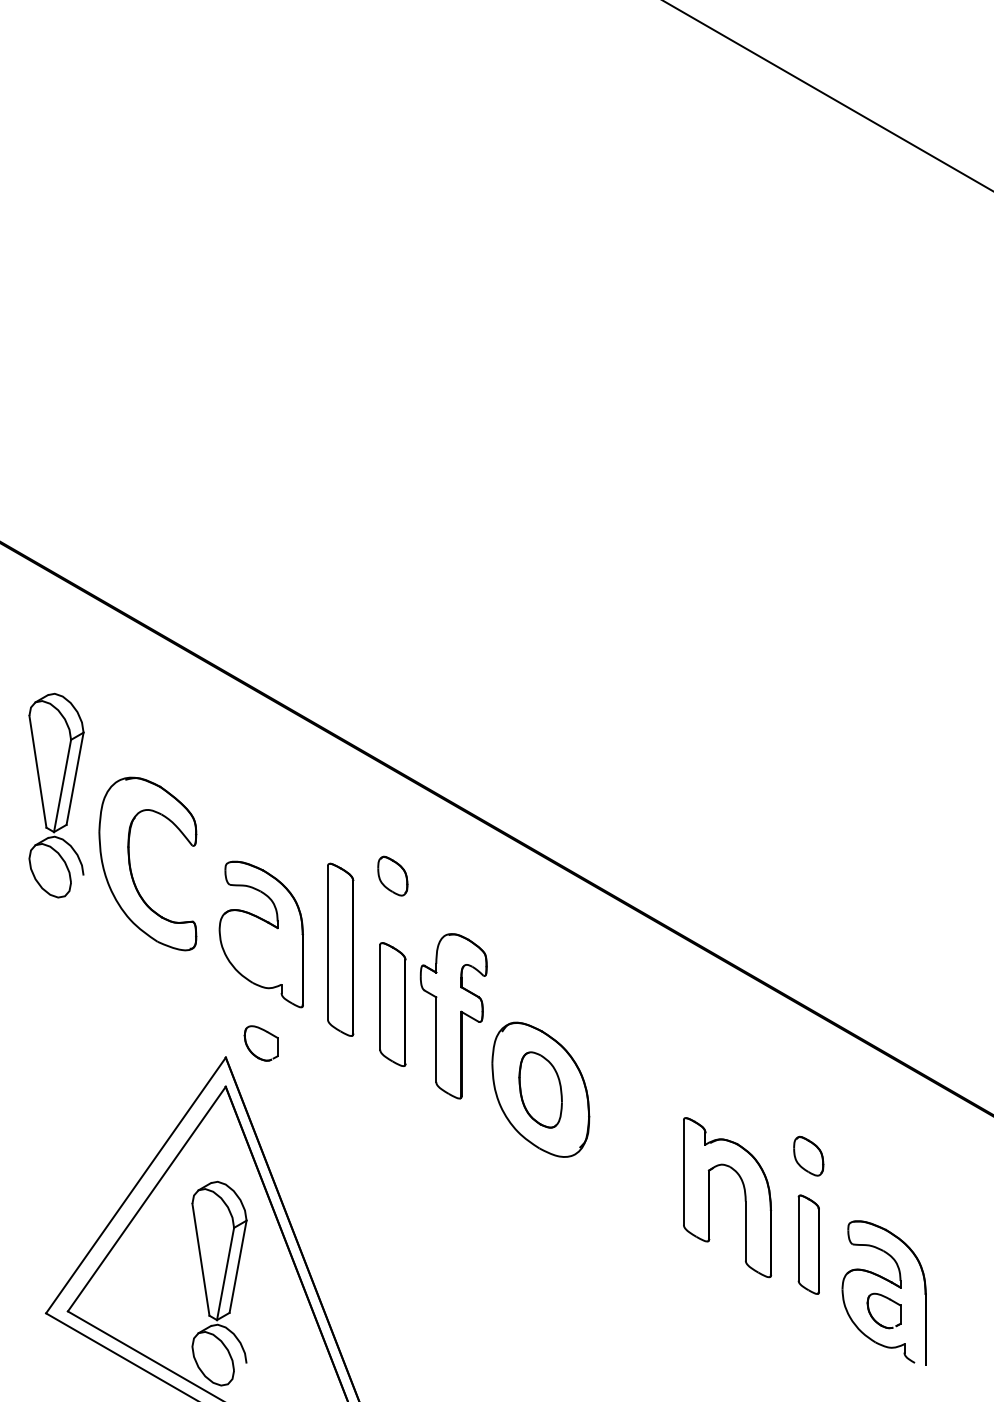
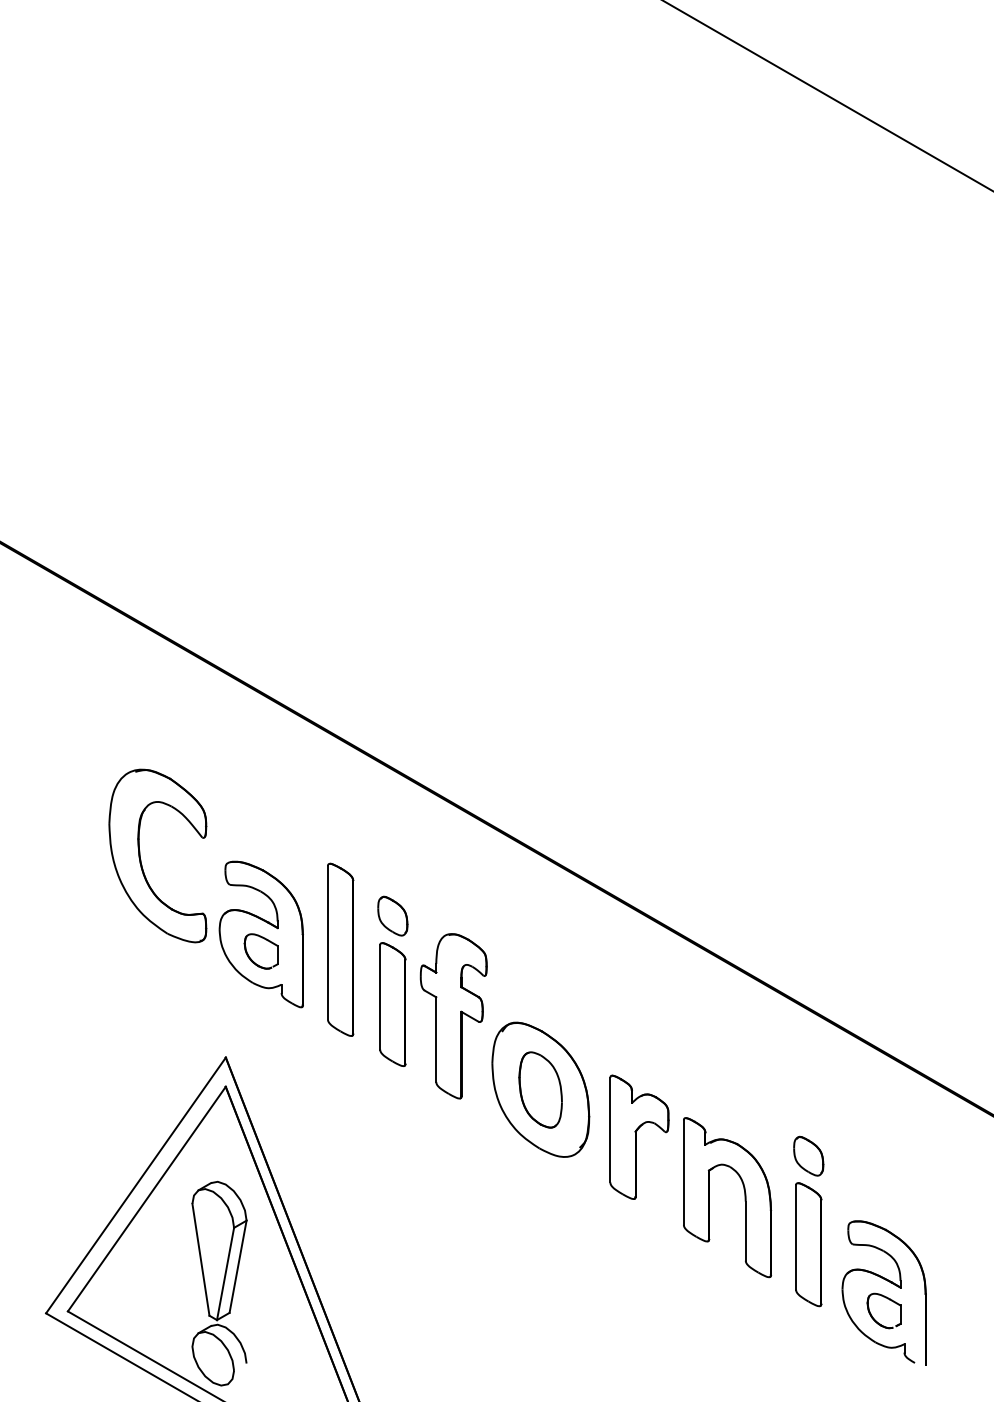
part: present -> none (56, 795)
part position: (131, 867) -> (141, 859) (141, 859)
part position: (392, 875) -> (392, 915) (392, 915)
part position: (260, 1043) -> (260, 951) (260, 951)
part: none -> present (639, 1136)
part size: 23x101 px -> 28x126 px (808, 1244)
